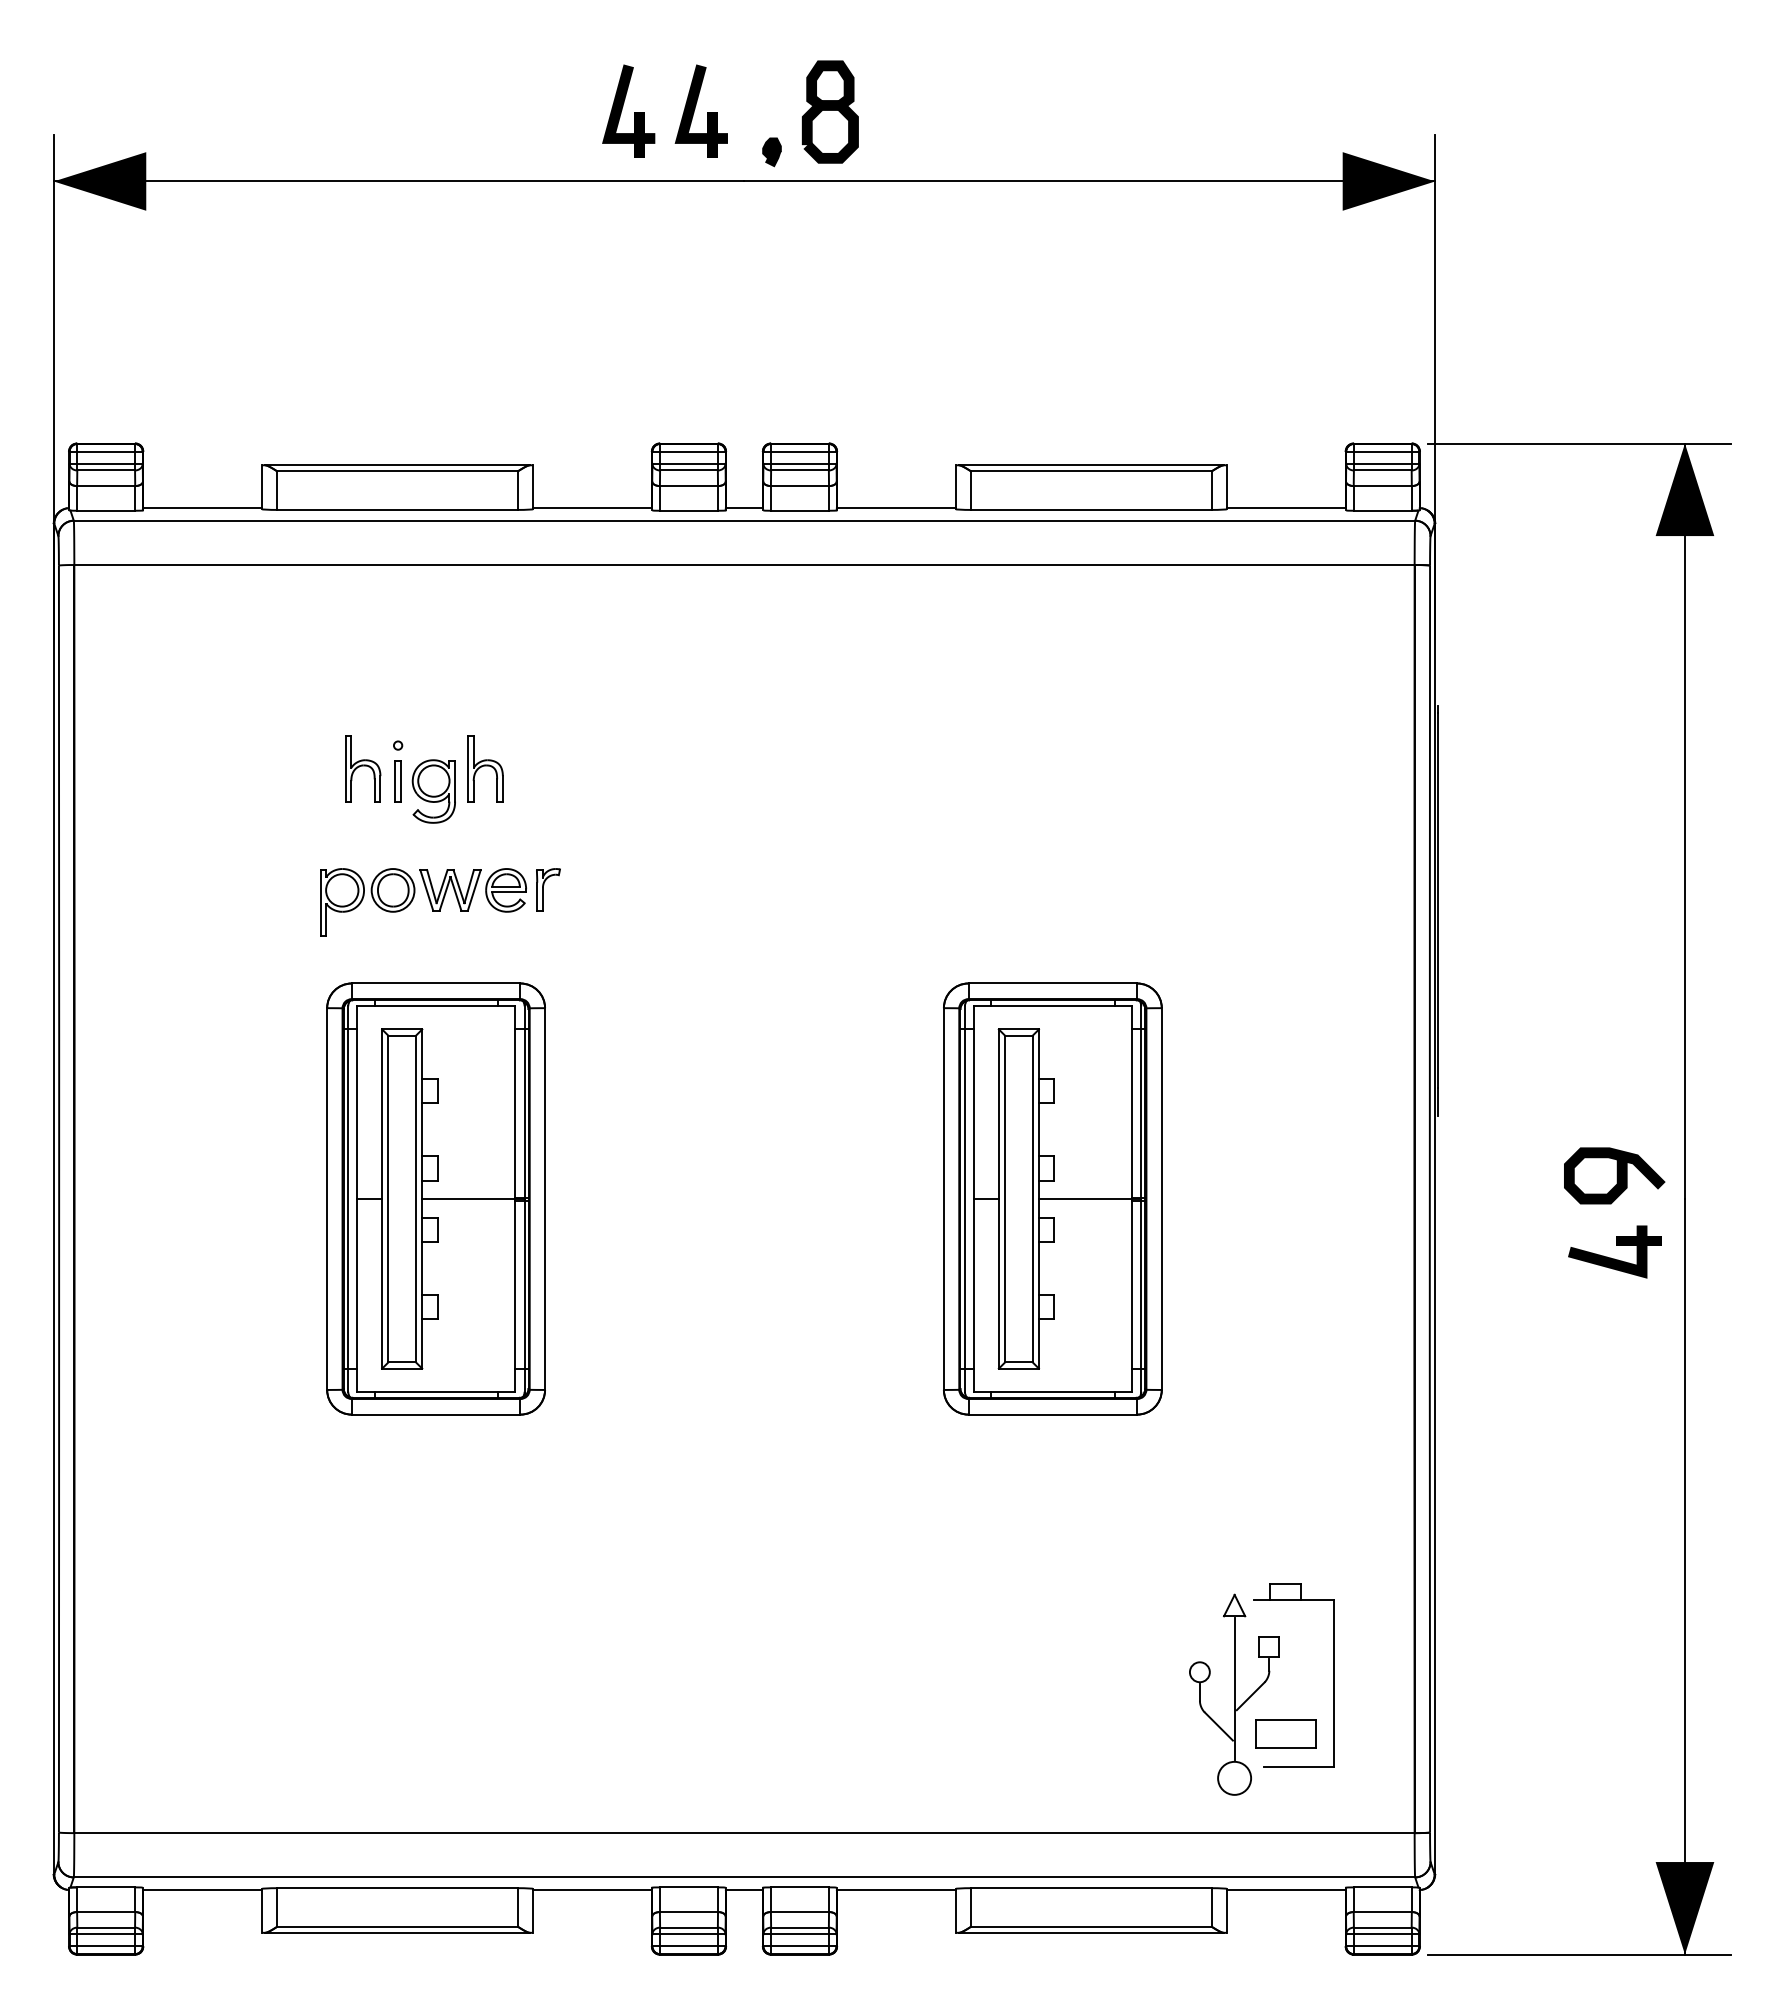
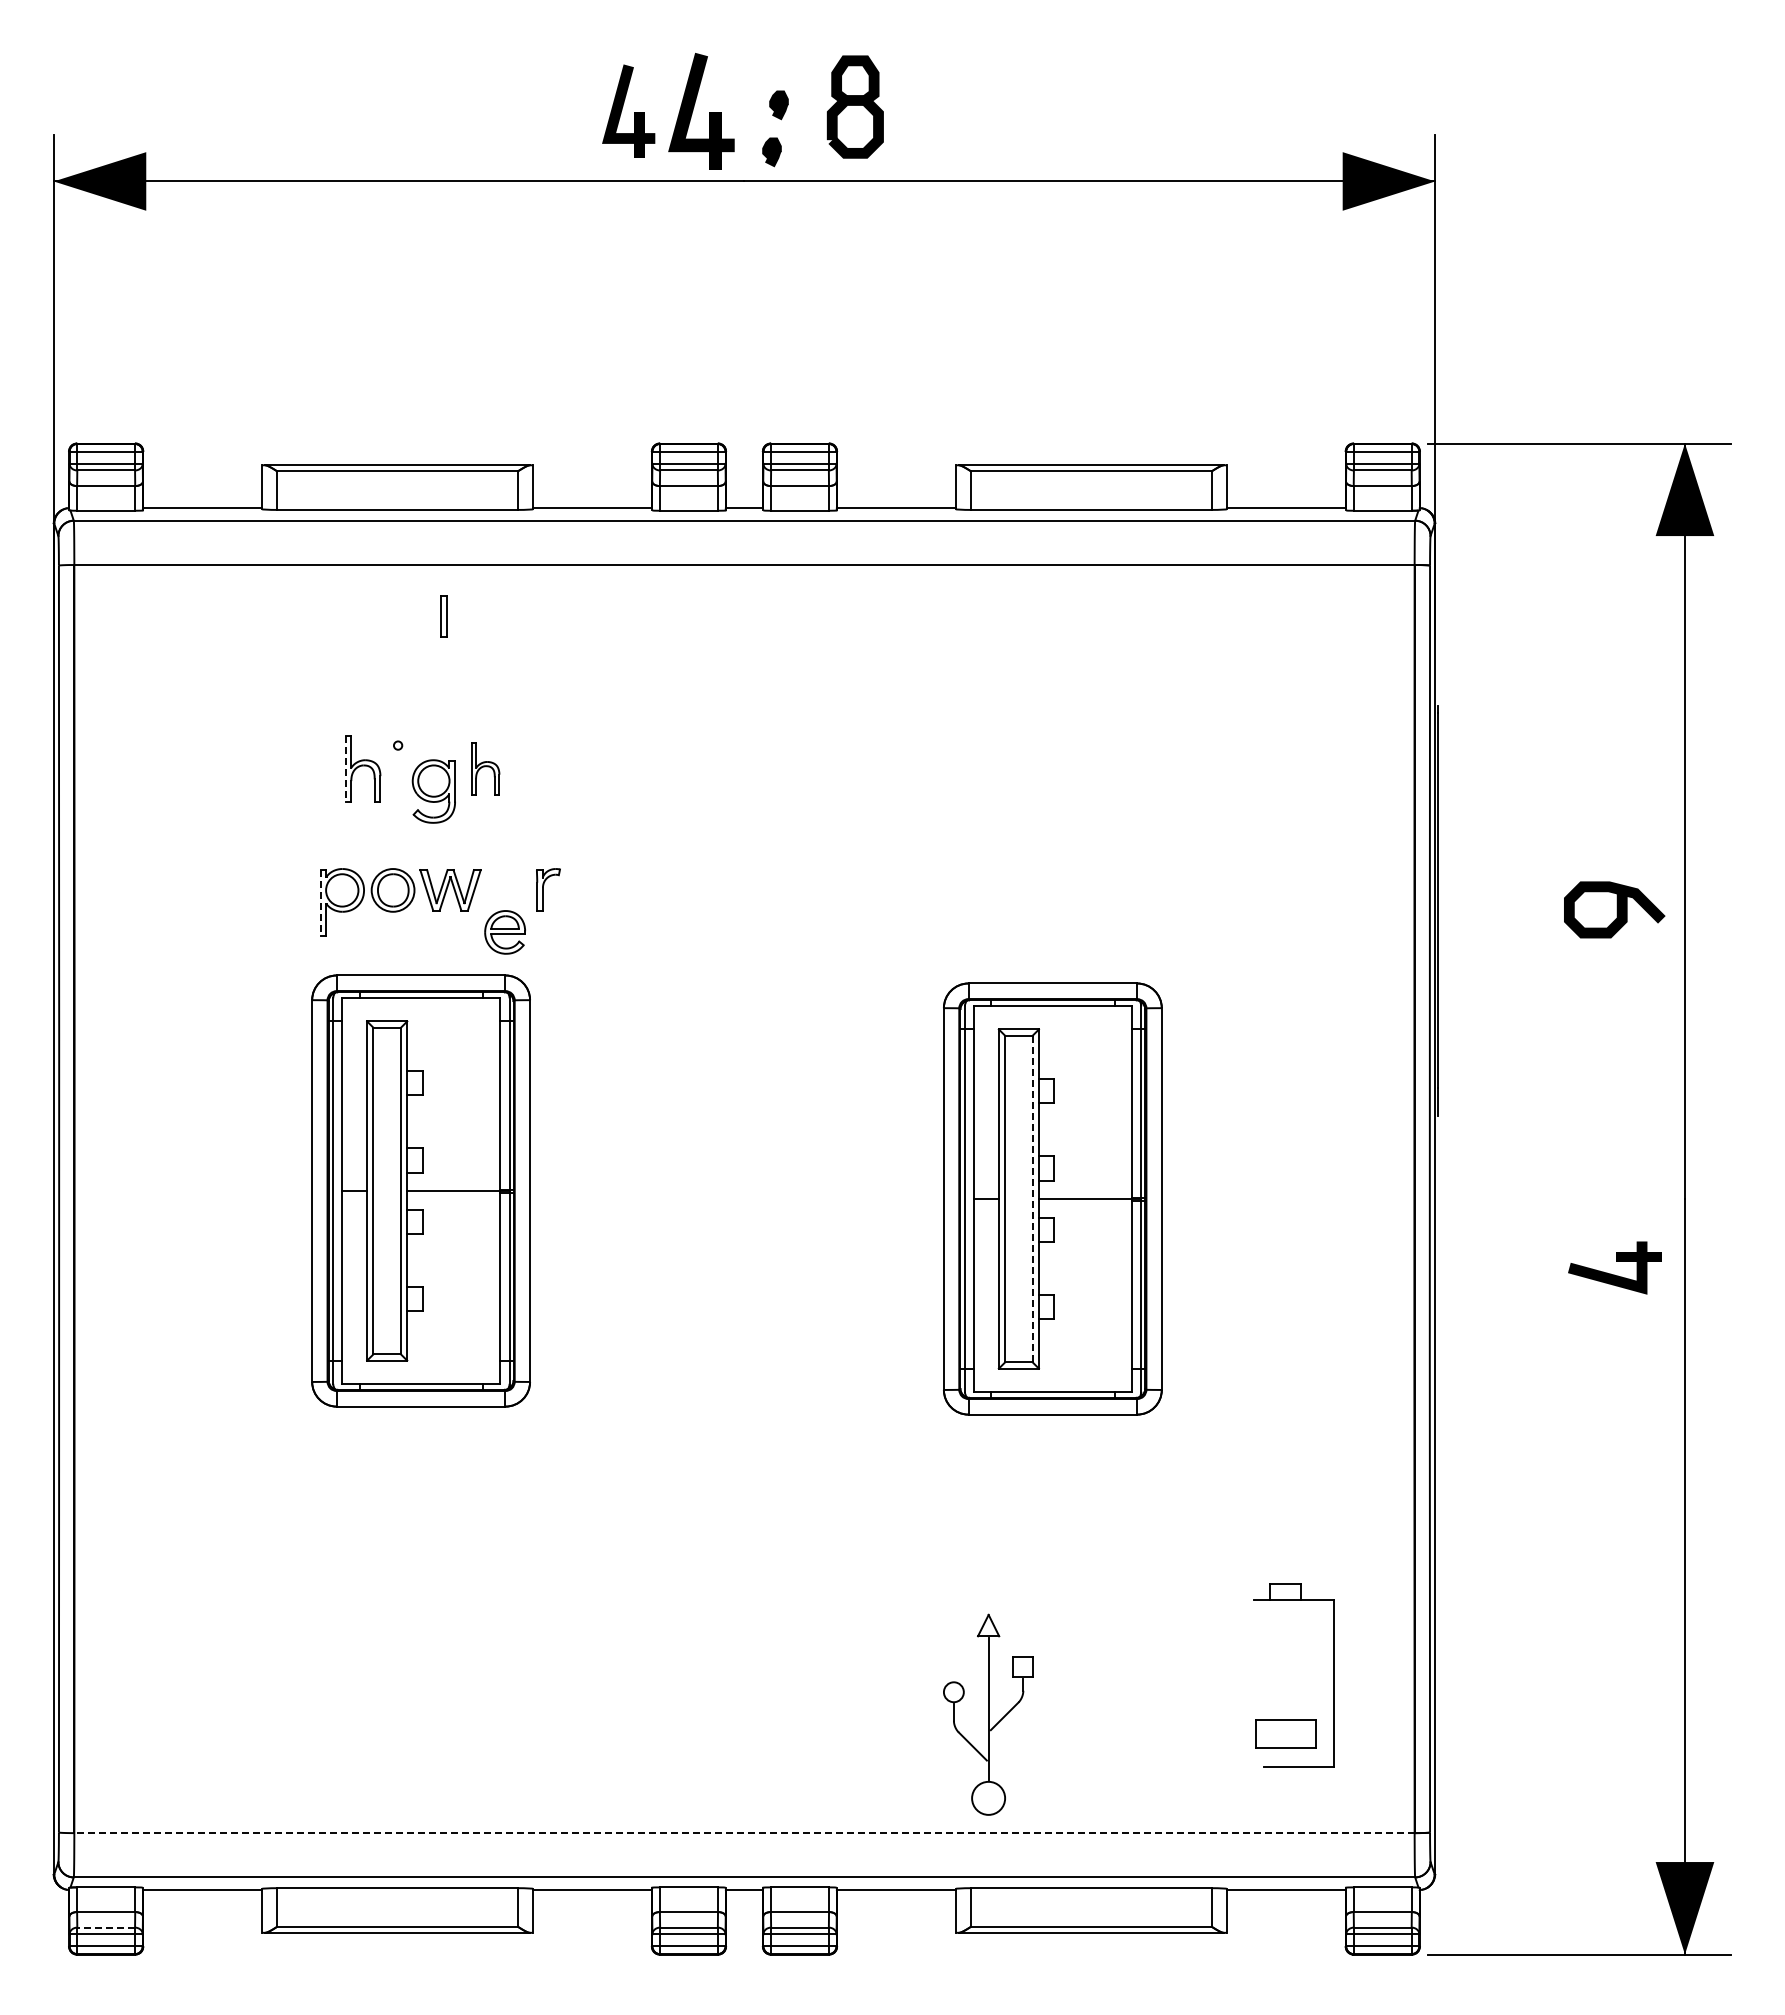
part: none -> present (778, 105)
part size: 54x94 px -> 67x117 px (701, 111)
part position: (829, 111) -> (854, 106) (854, 106)
part size: 37x68 px -> 30x54 px (485, 768)
line: solid -> dashed (345, 769)
part position: (397, 781) -> (443, 616) (443, 616)
part position: (505, 890) -> (504, 932) (504, 932)
line: solid -> dashed (320, 902)
curve position: (1616, 1175) -> (1616, 909) (1616, 909)
part position: (435, 1198) -> (420, 1190) (420, 1190)
line: solid -> dashed (1032, 1199)
part position: (1616, 1245) -> (1616, 1261) (1616, 1261)
part position: (1234, 1694) -> (988, 1714) (988, 1714)
line: solid -> dashed (743, 1833)
line: solid -> dashed (106, 1927)
